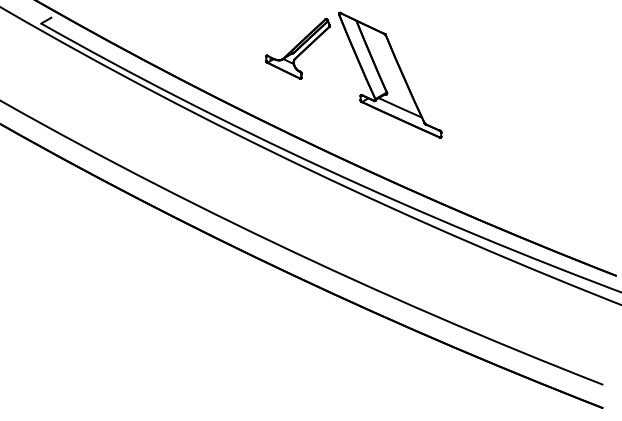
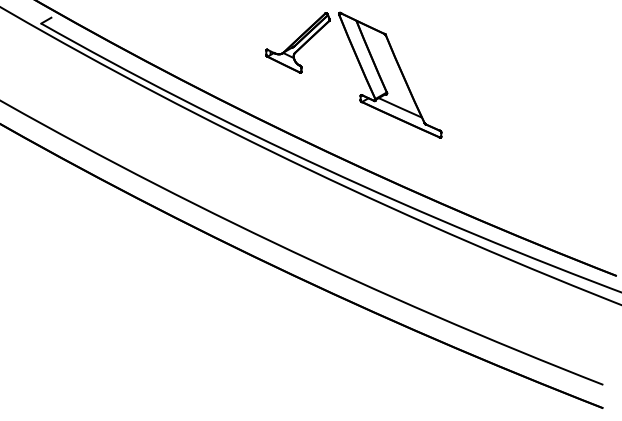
part position: (297, 48) -> (297, 42) (297, 42)
